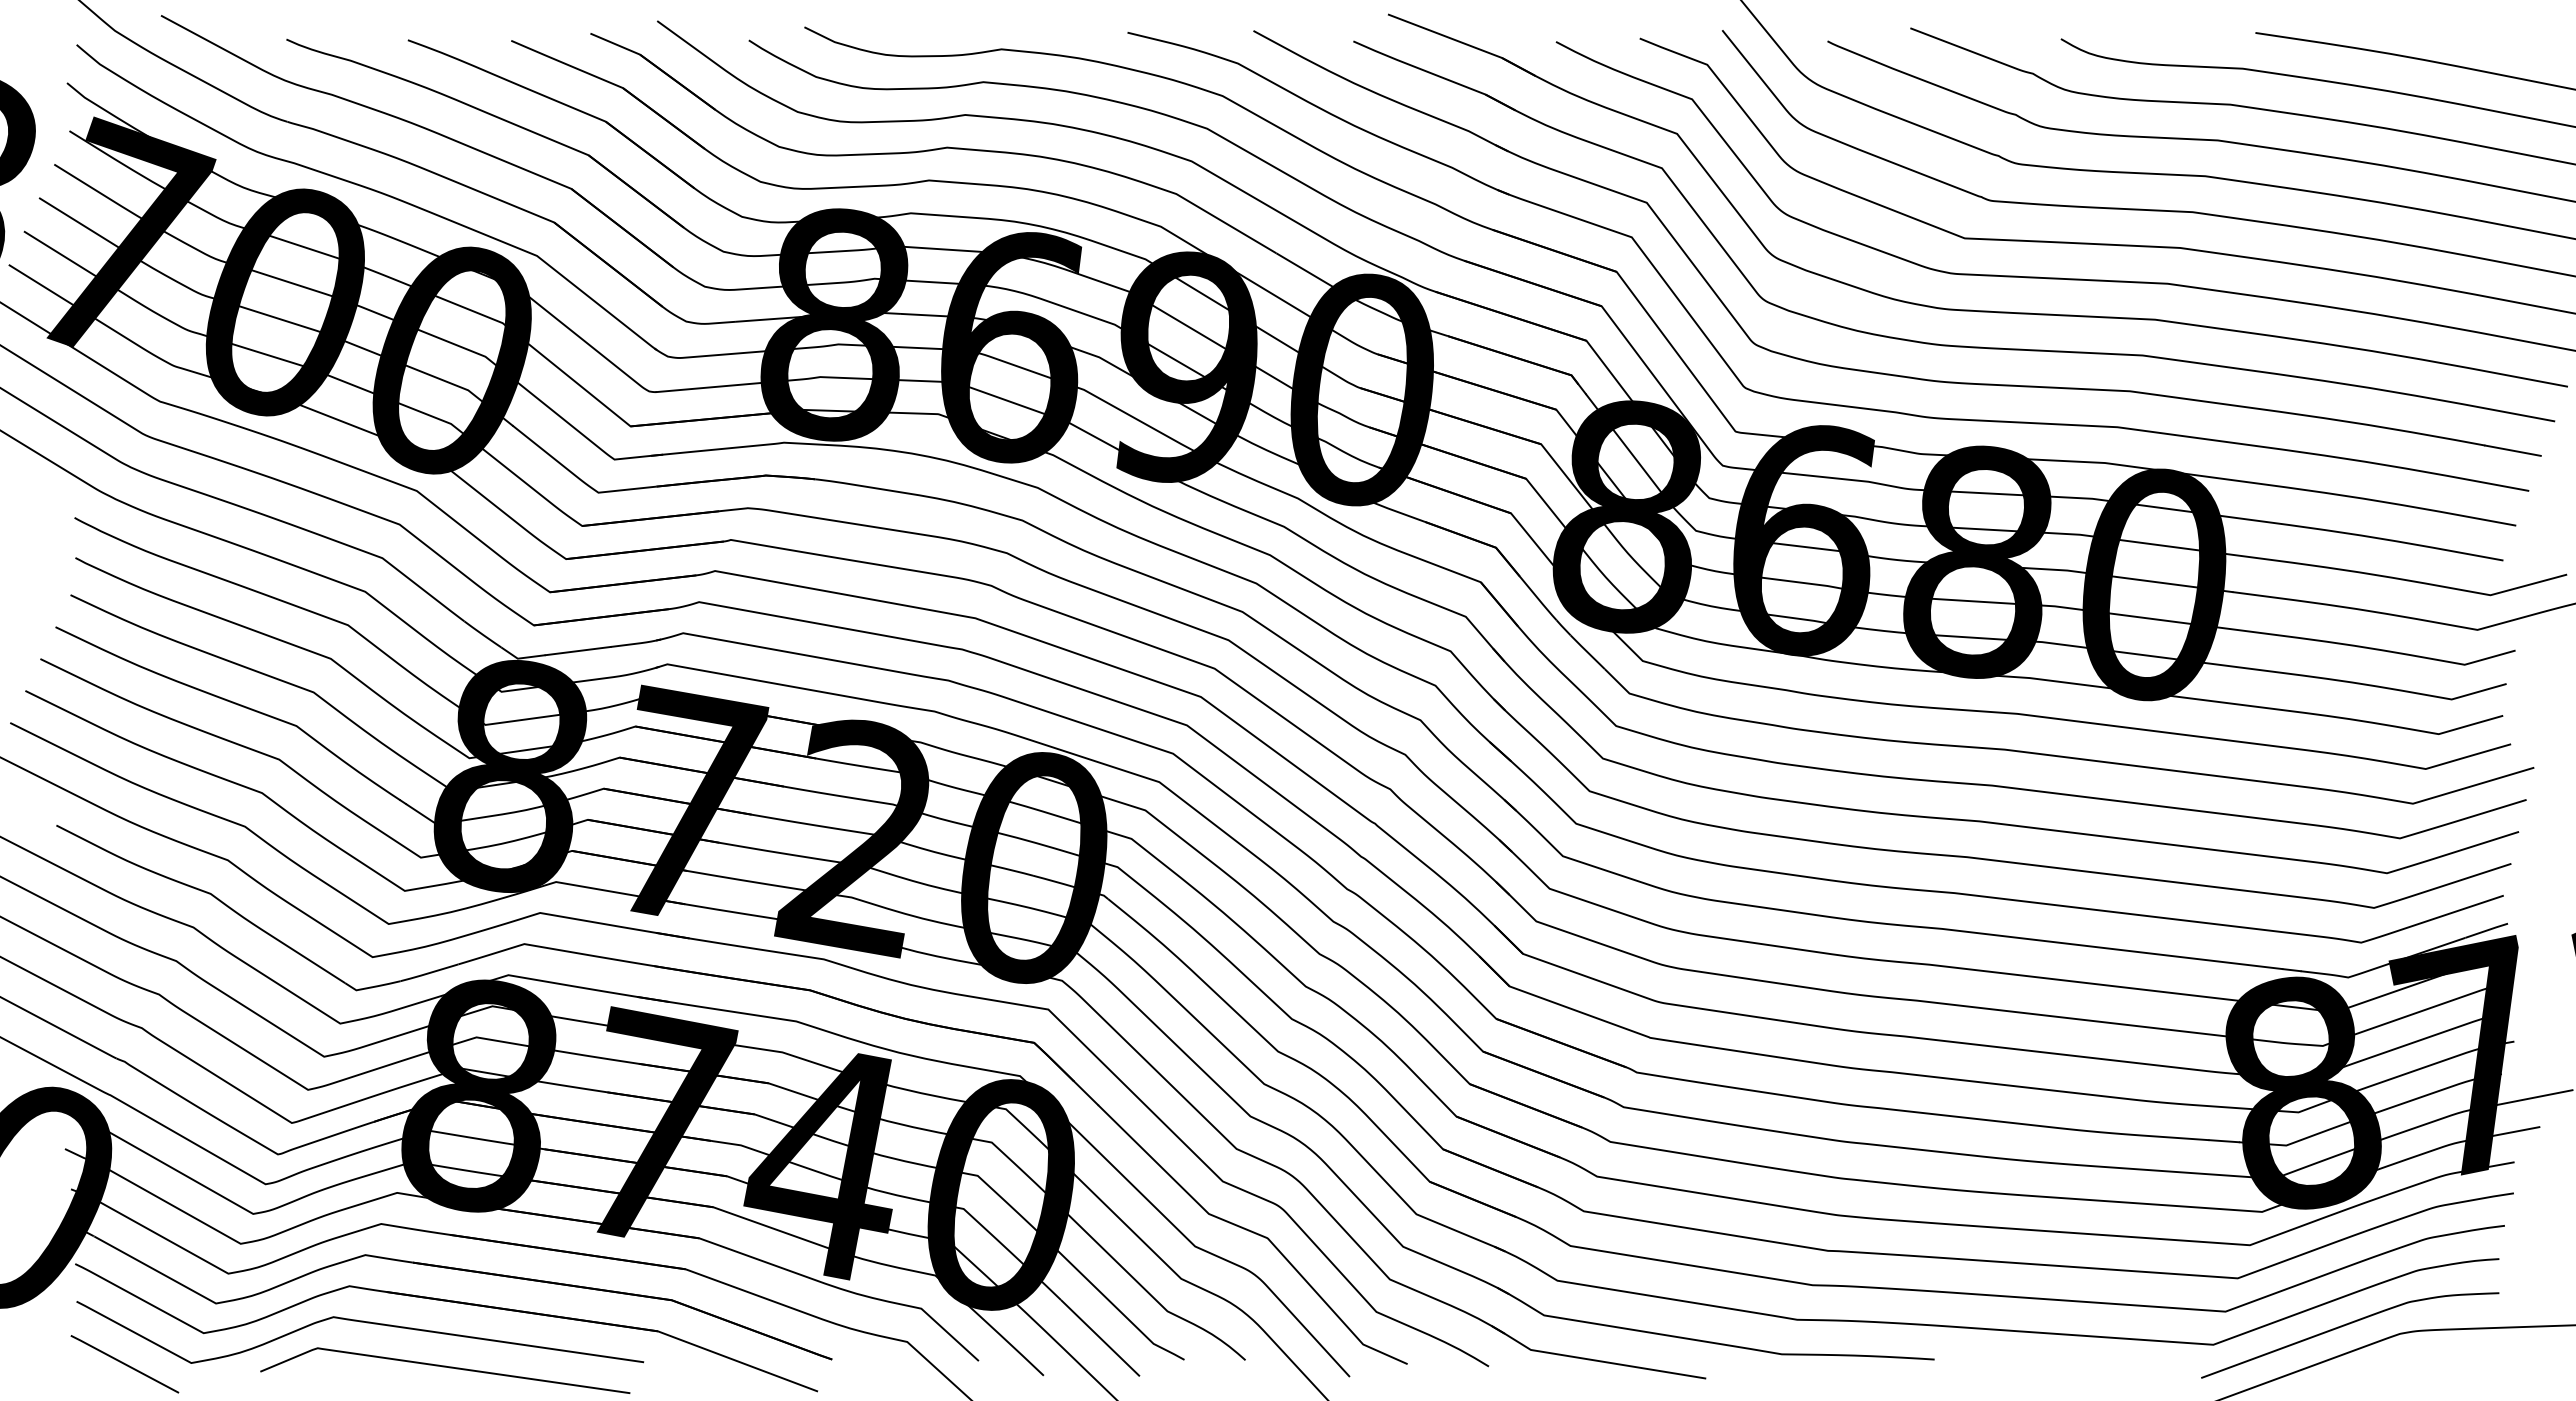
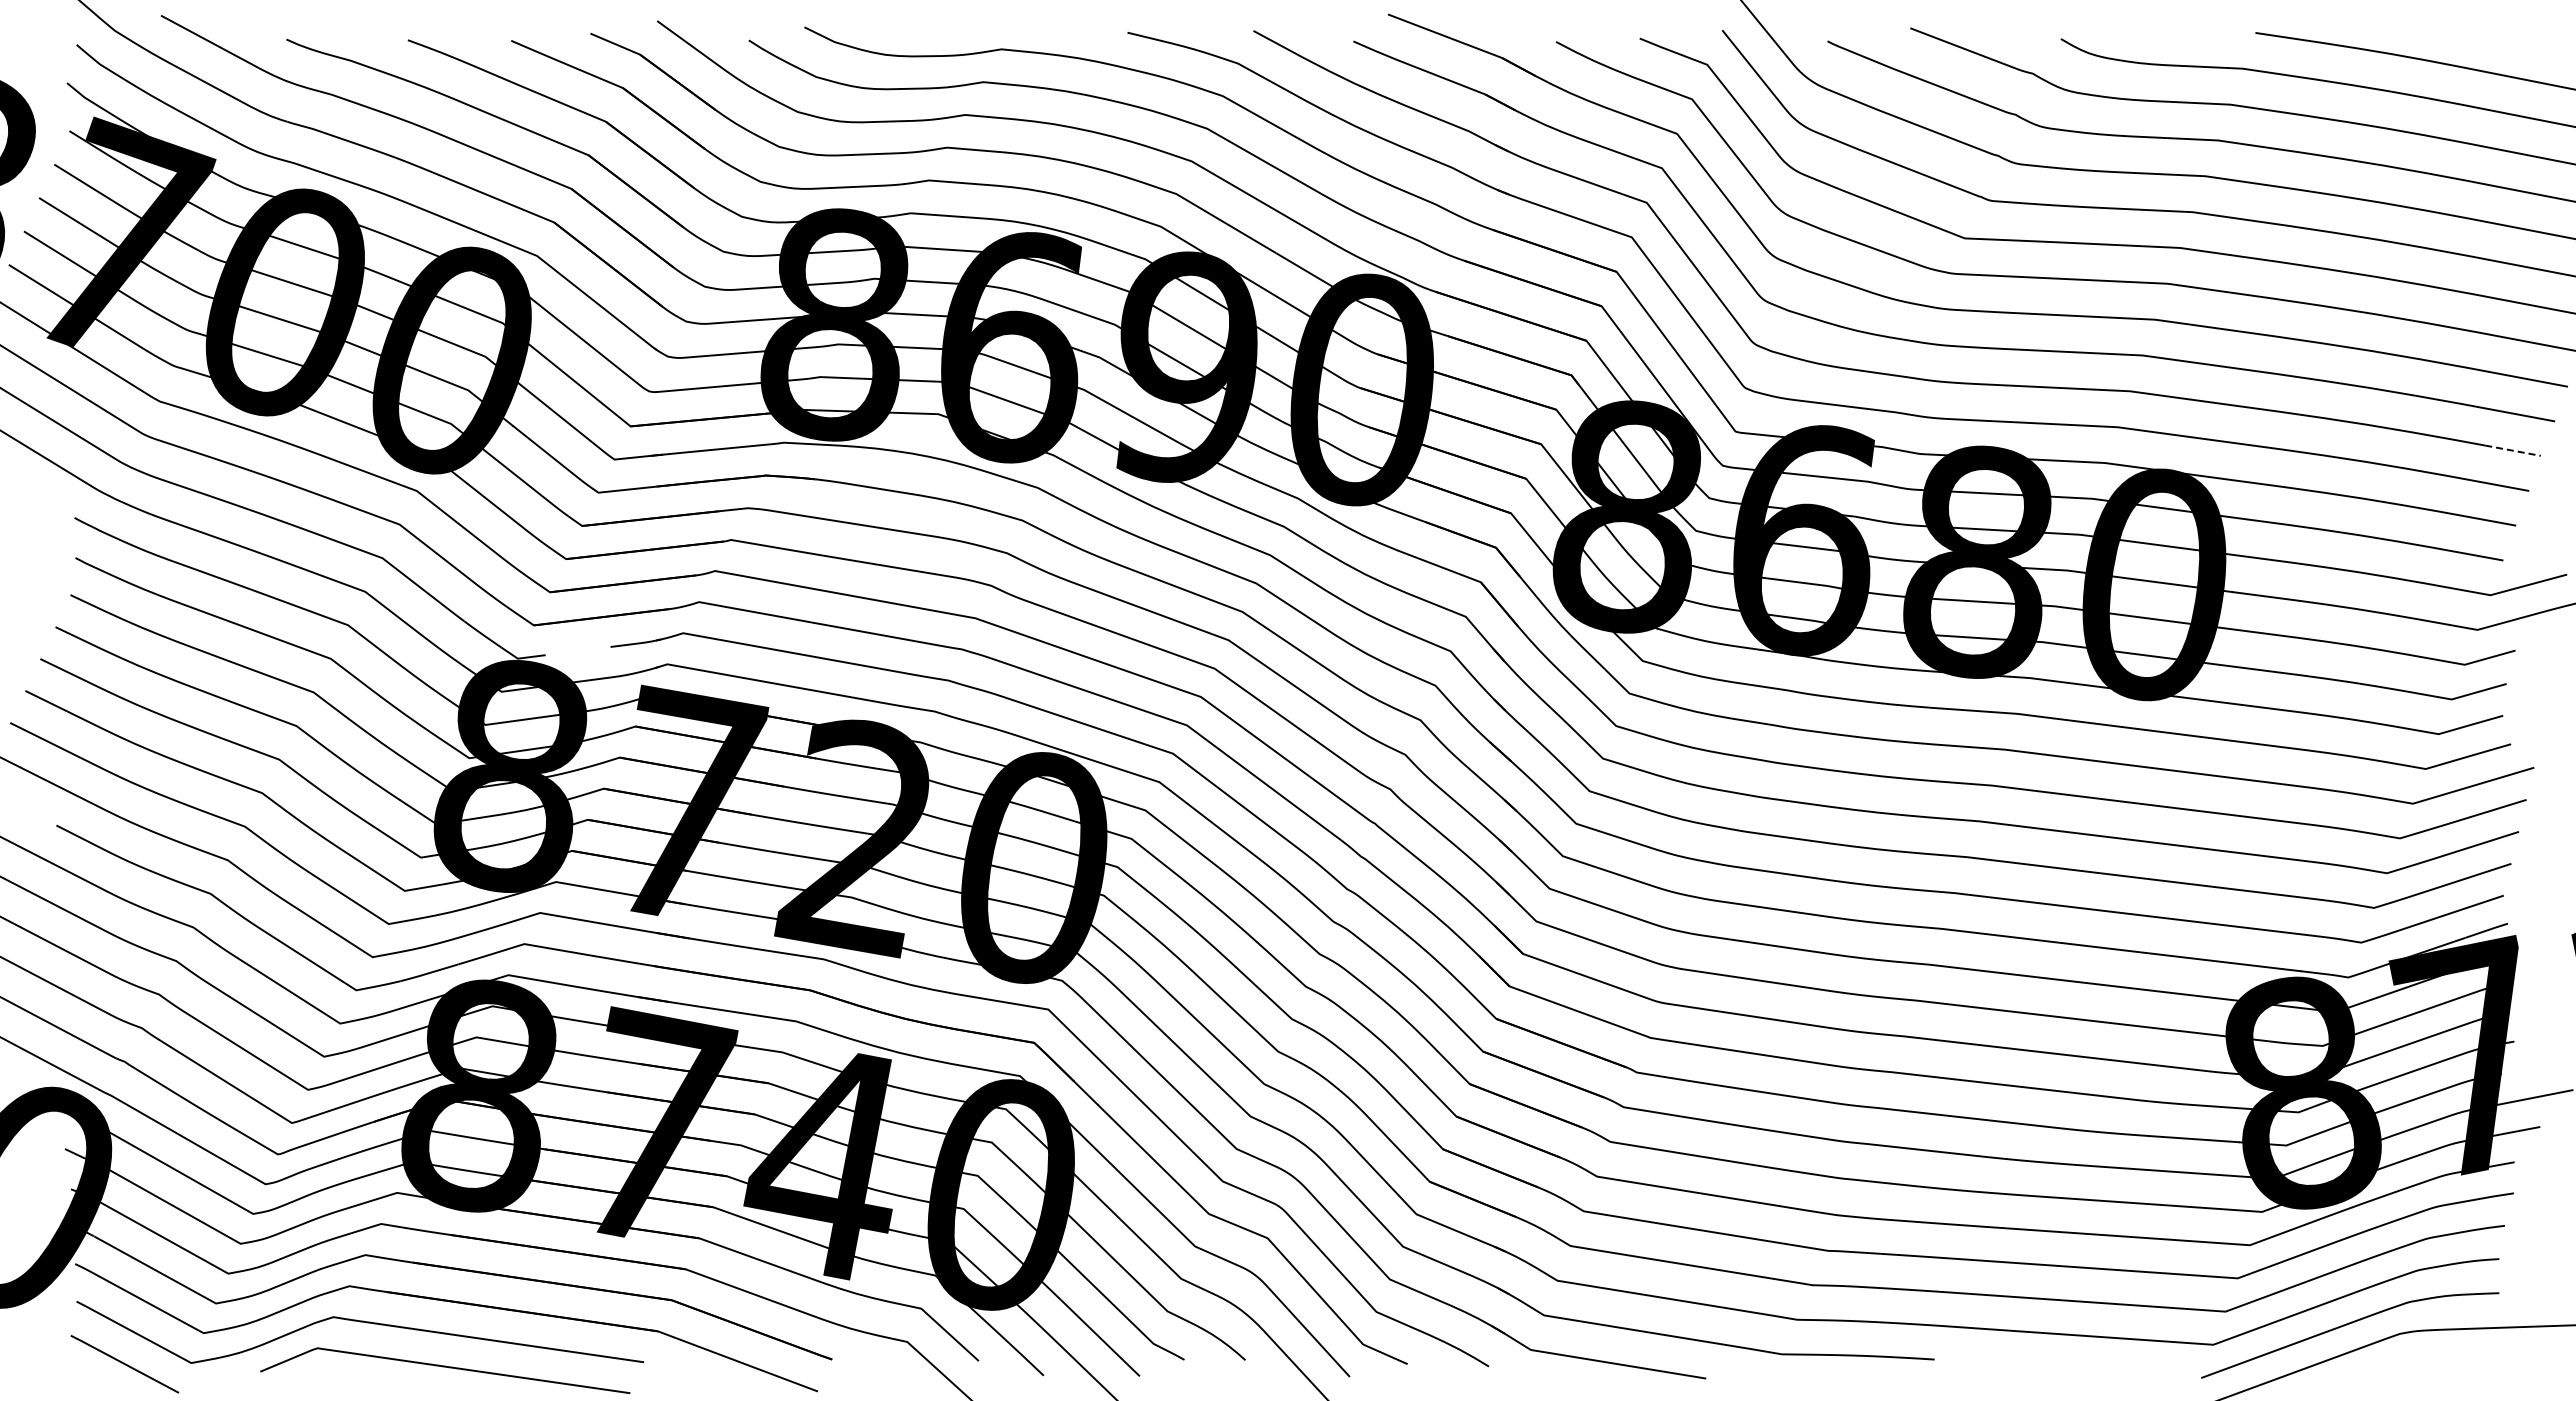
line: solid -> dashed (2513, 450)
line: present -> none (577, 650)
